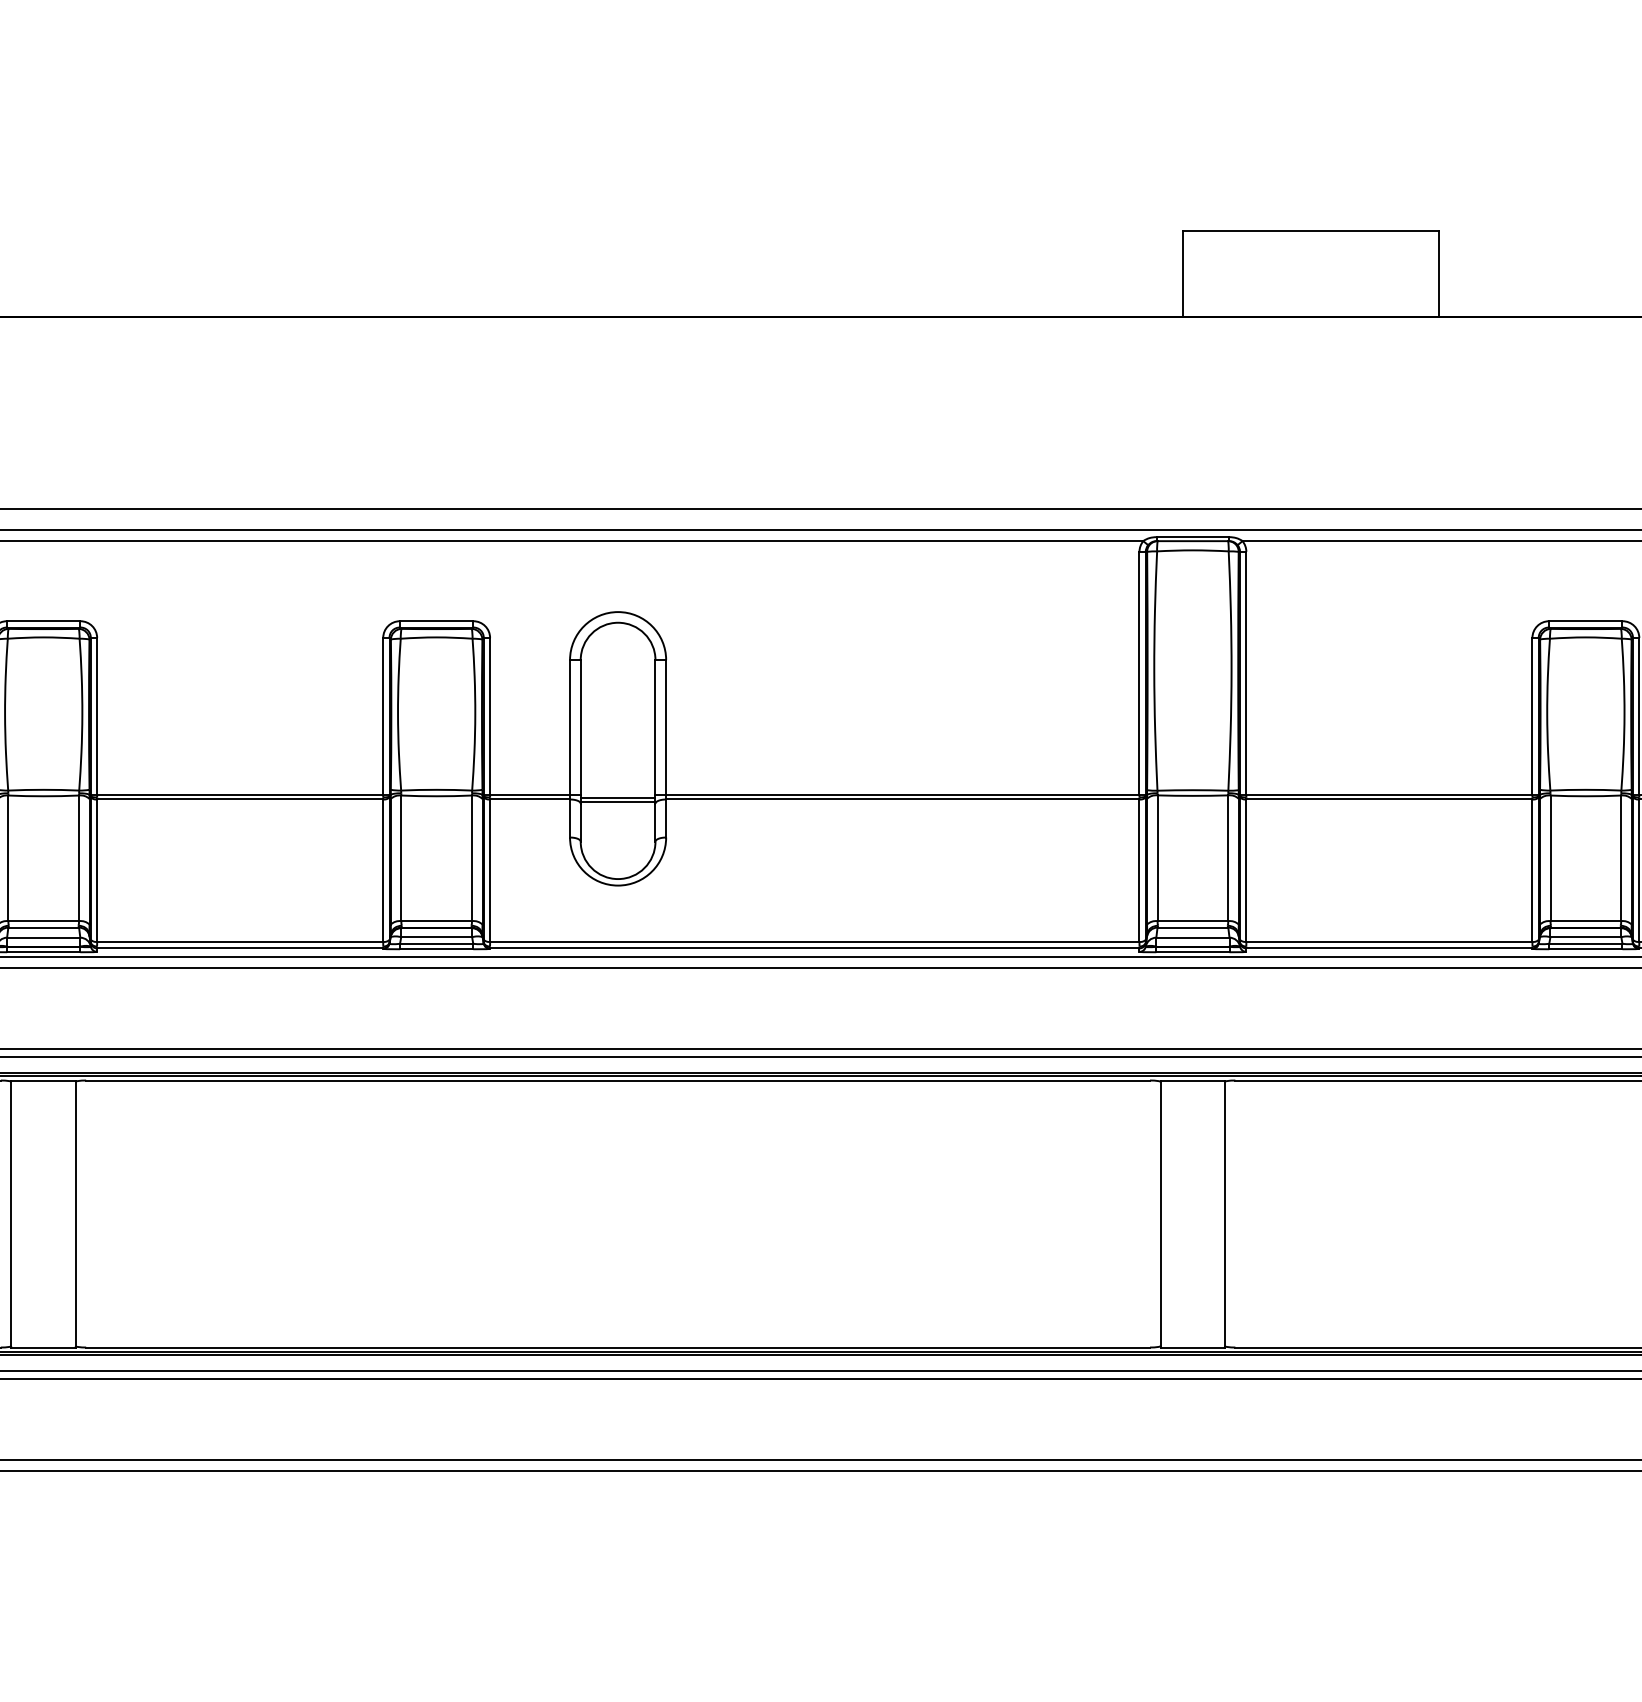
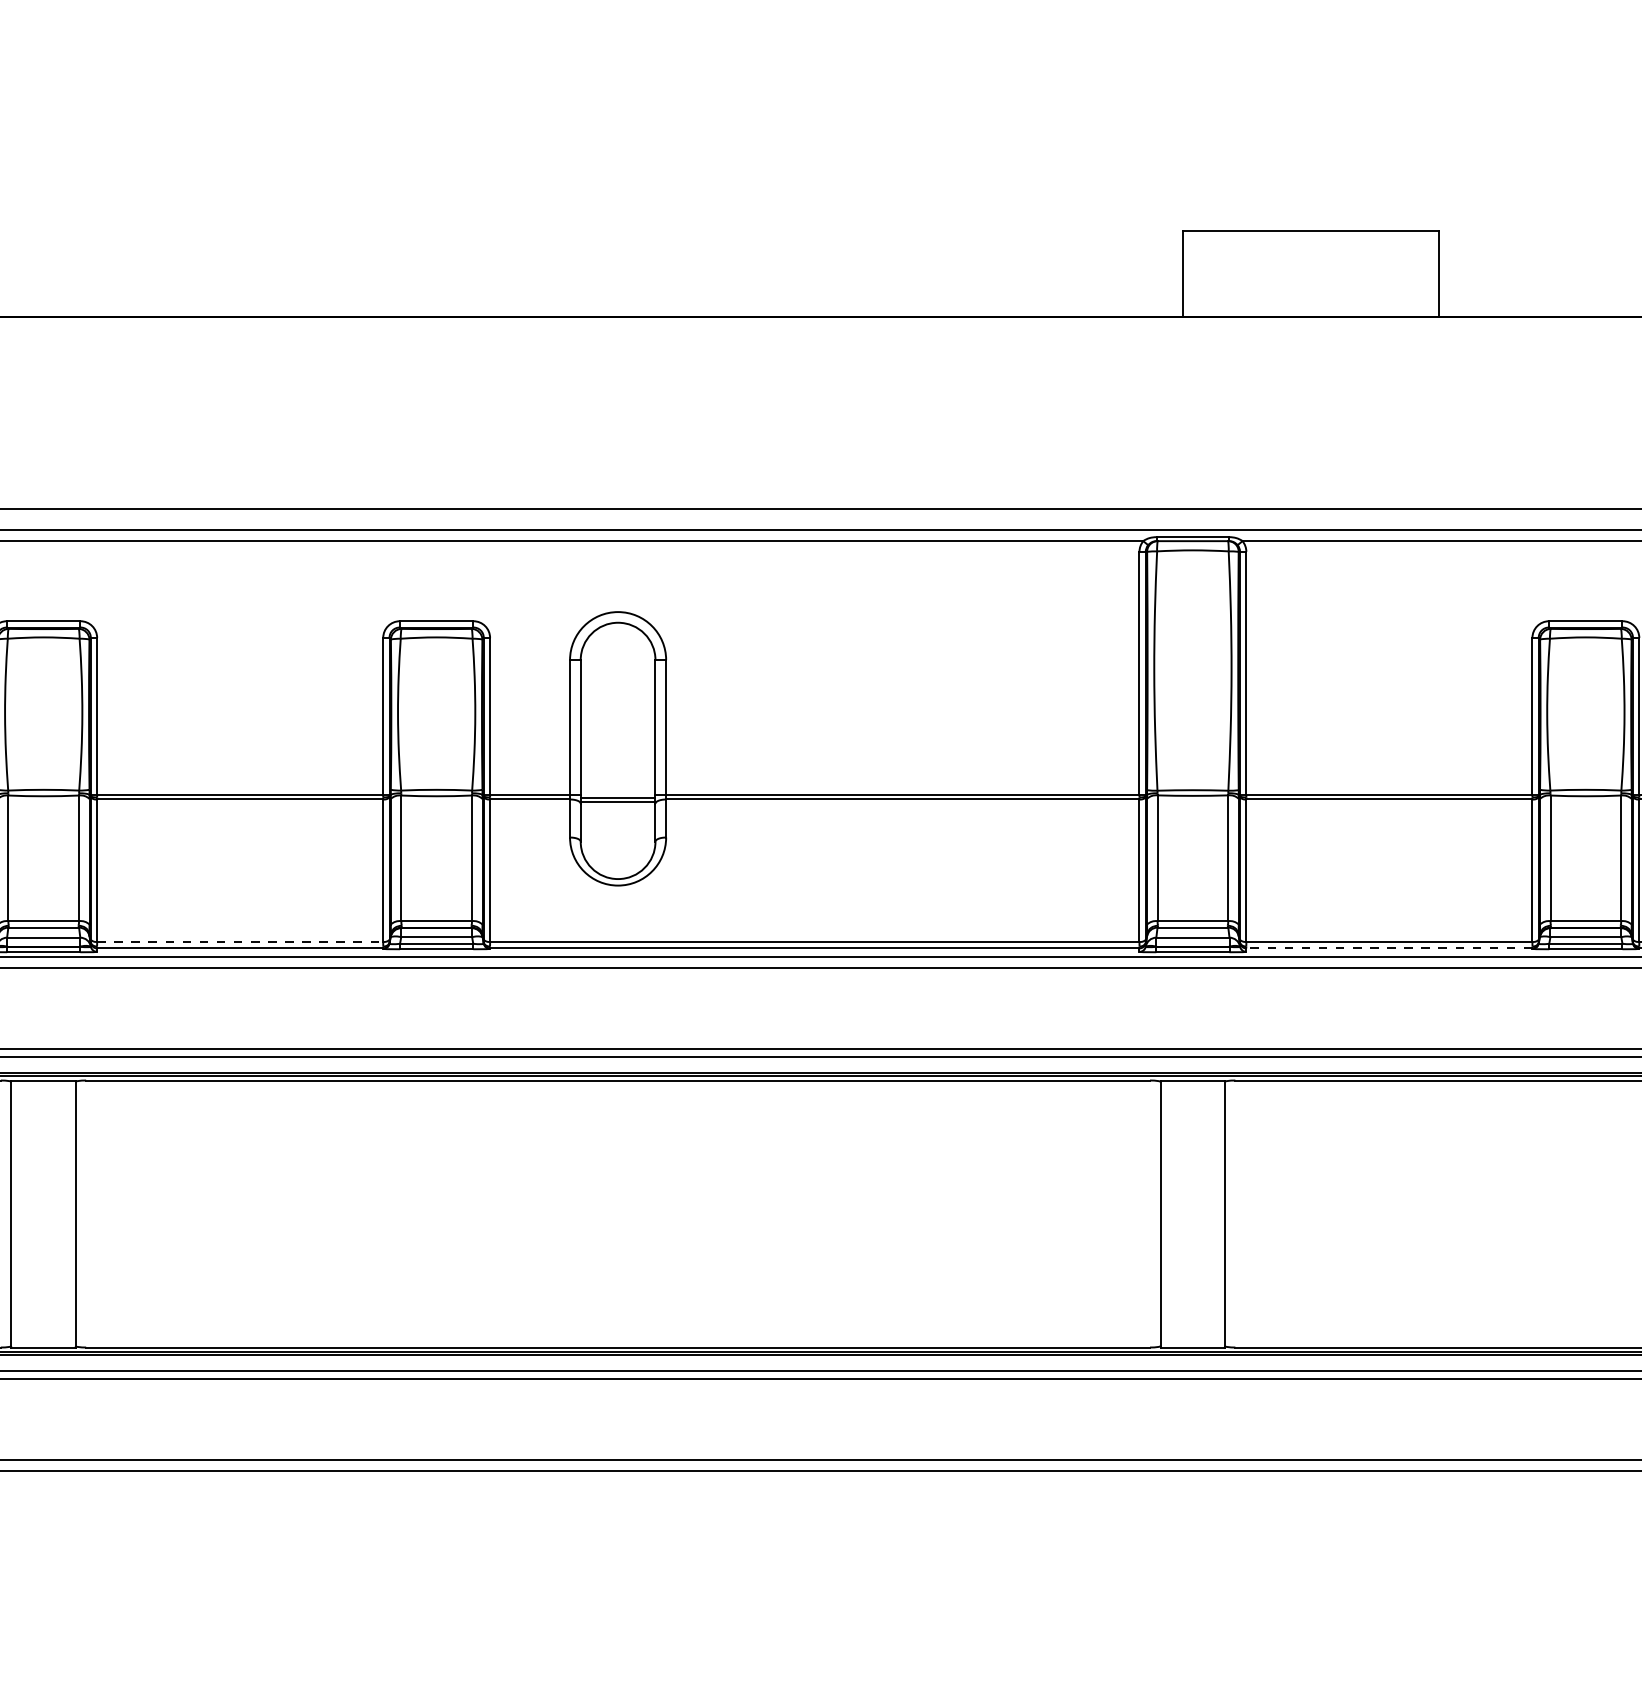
line: solid -> dashed (240, 941)
line: solid -> dashed (1388, 948)
